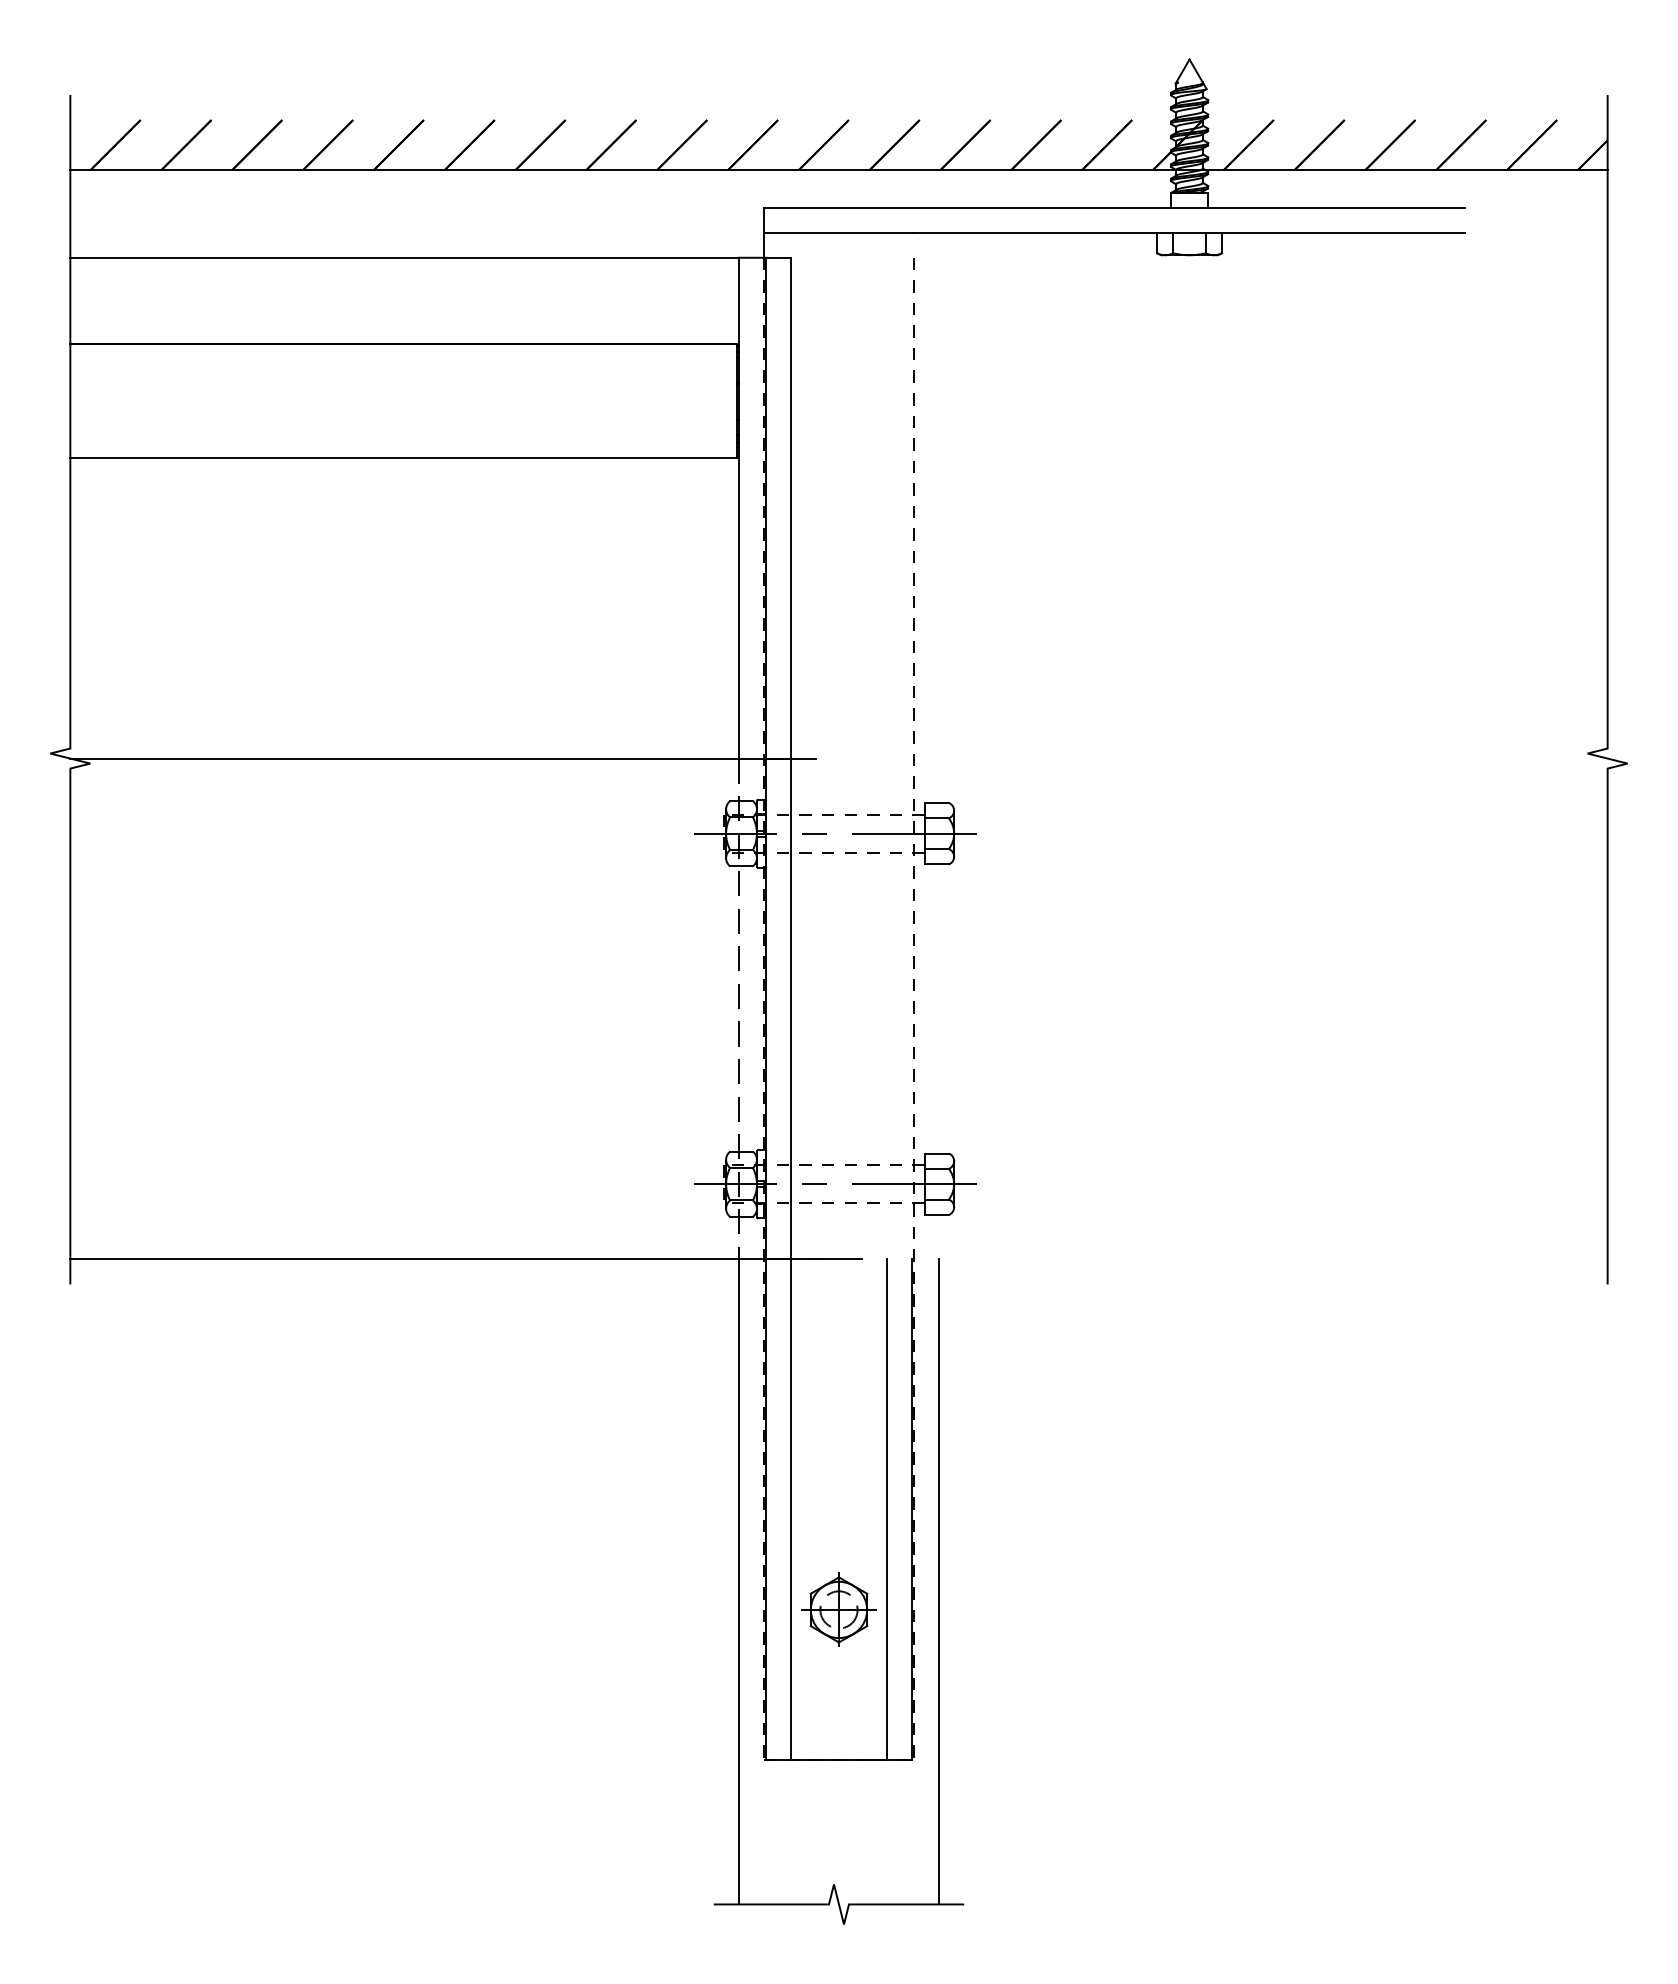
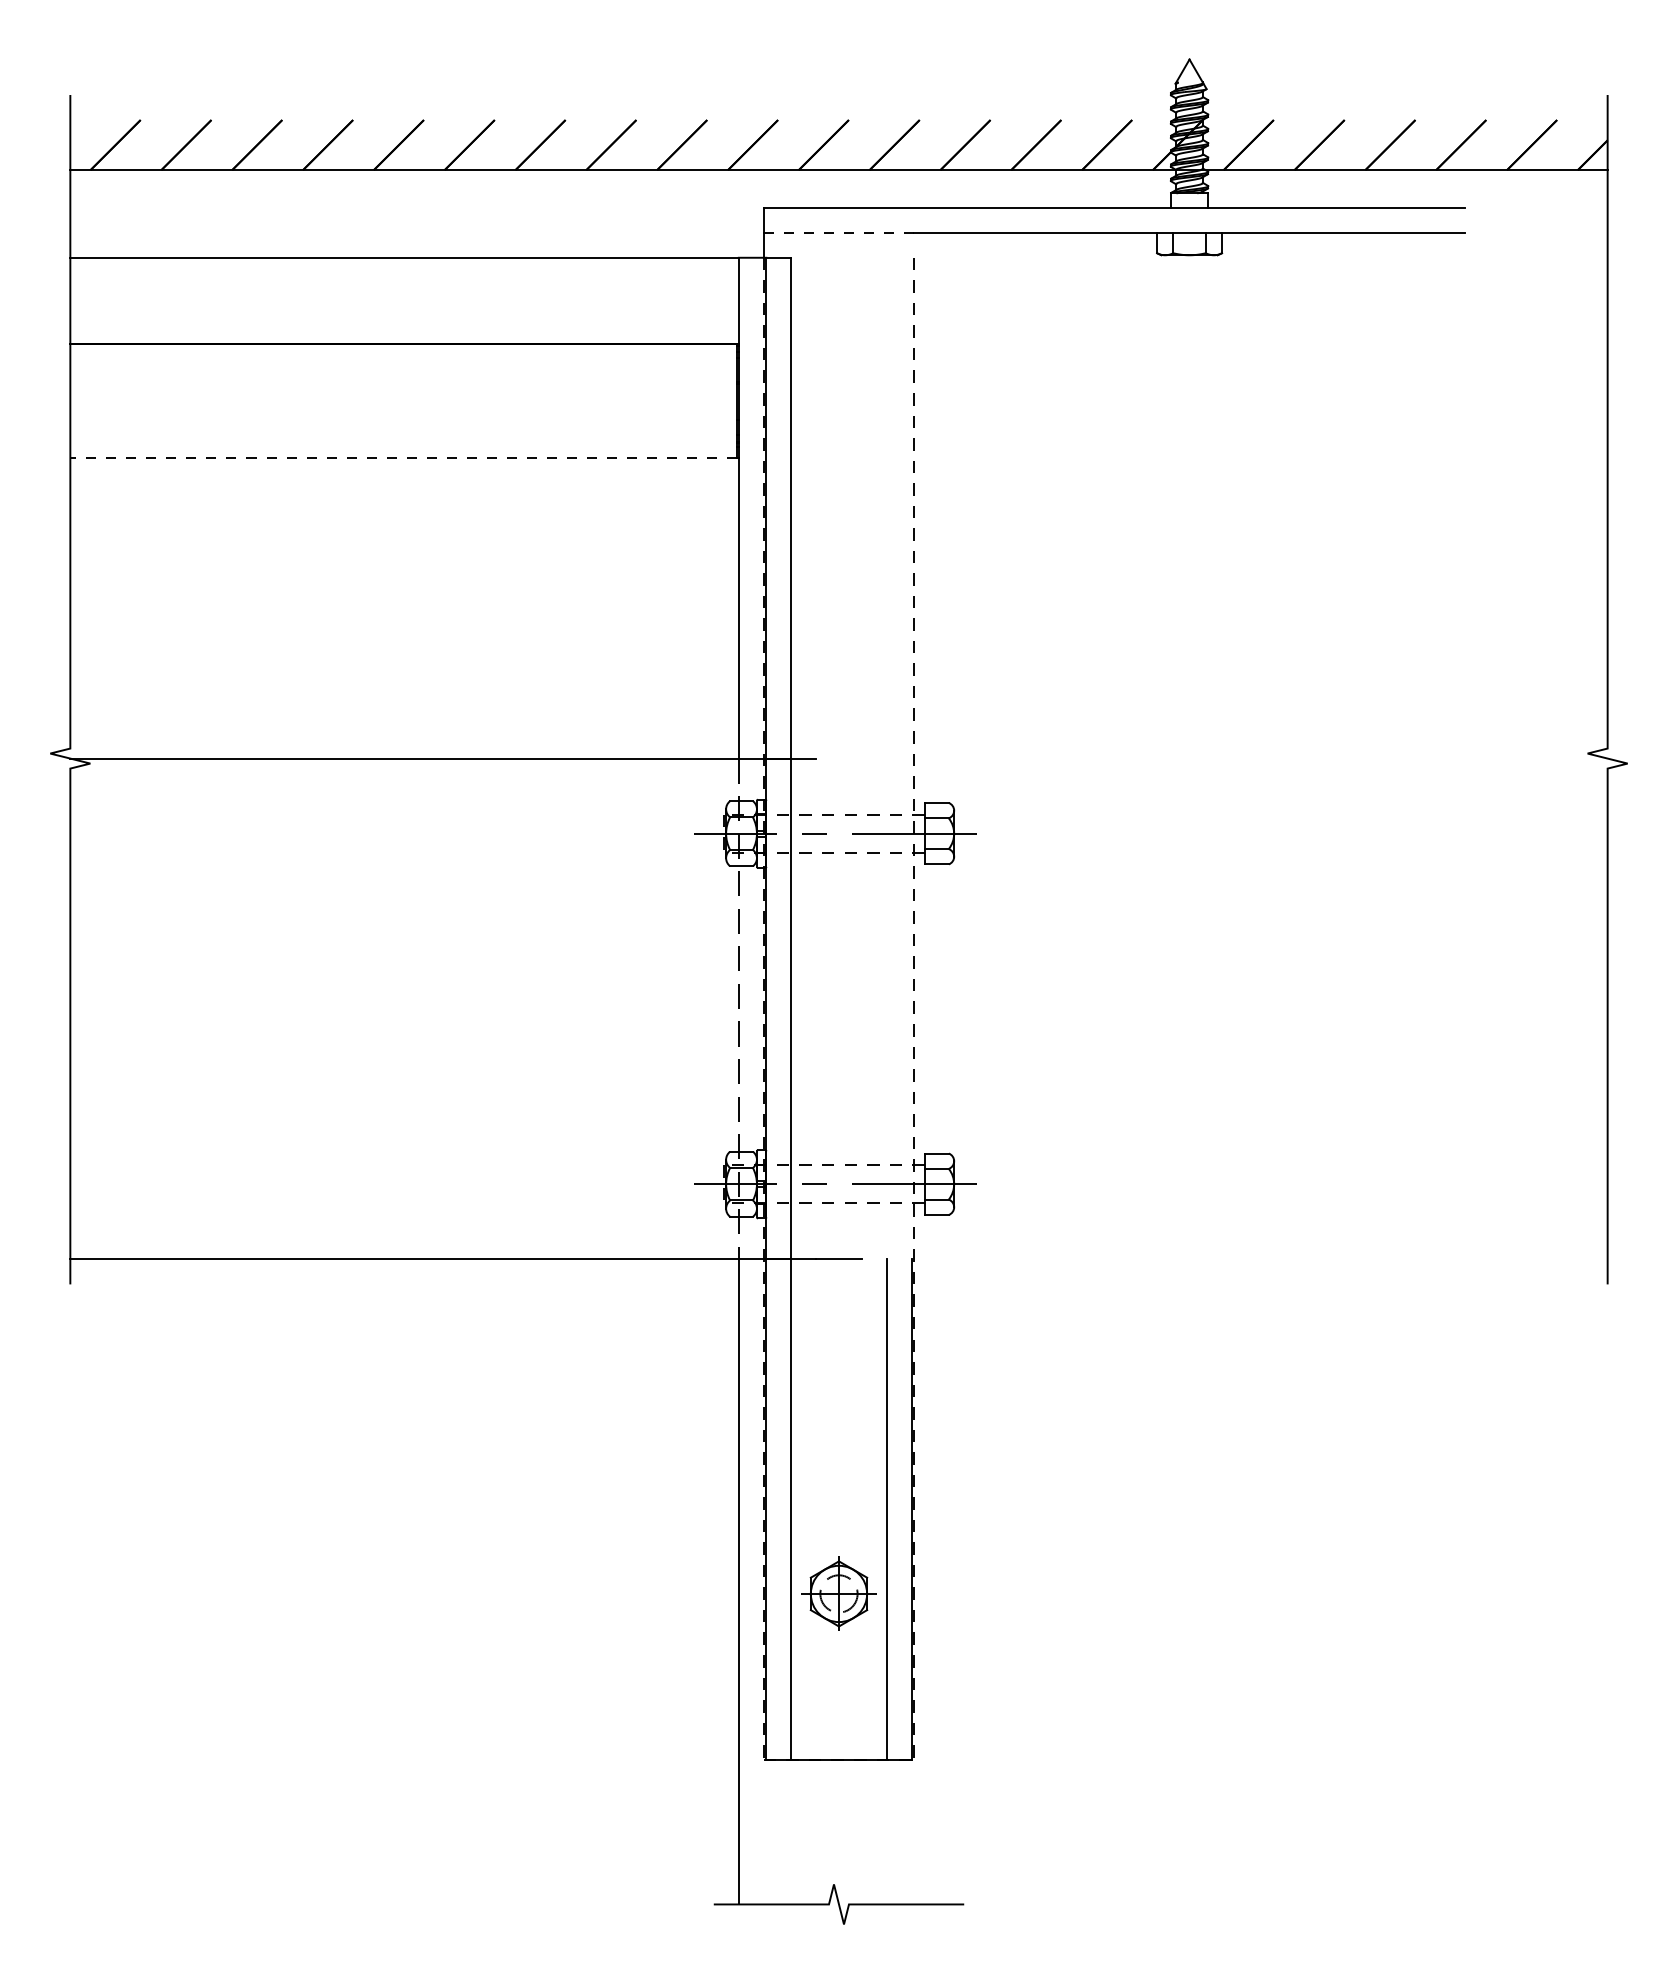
line: solid -> dashed (839, 232)
line: solid -> dashed (403, 458)
line: present -> none (939, 1581)
part position: (838, 1609) -> (838, 1593) (838, 1593)
